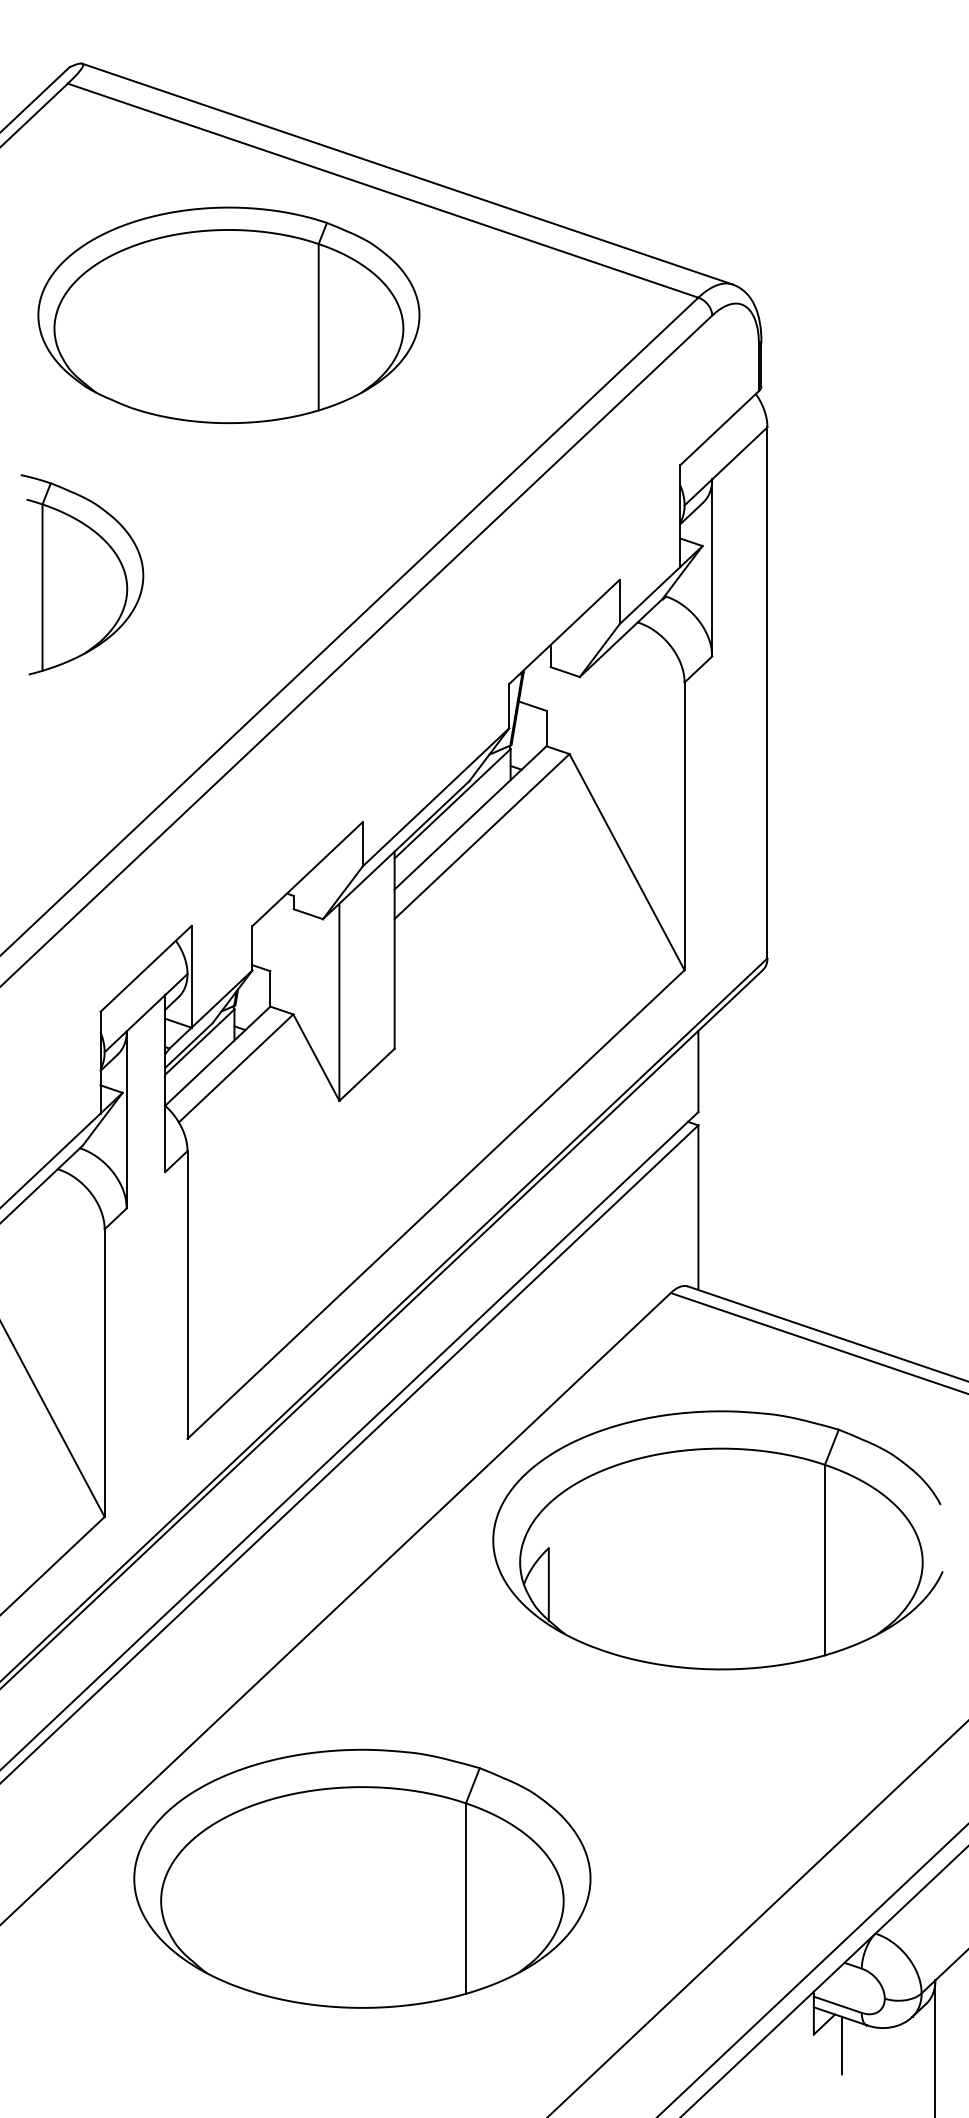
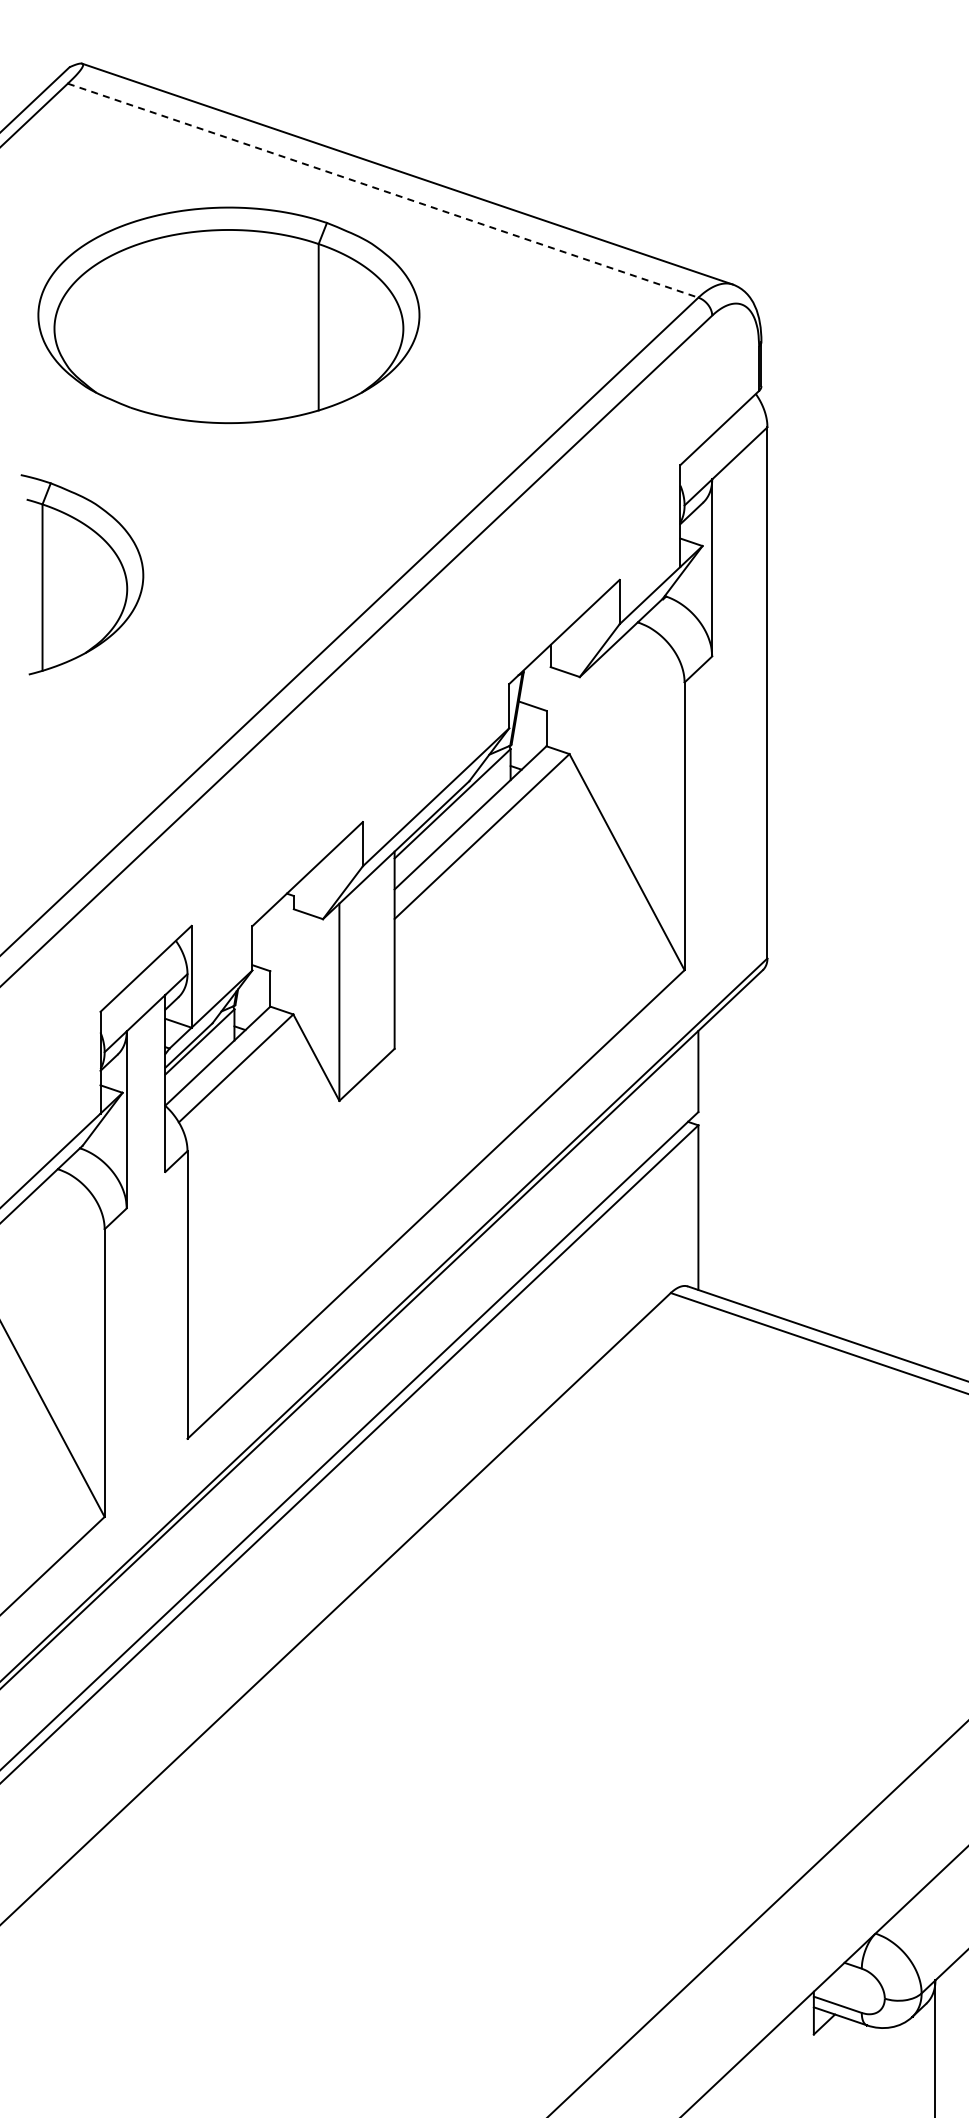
line: solid -> dashed (383, 190)
part: present -> none (717, 1540)
part: present -> none (362, 1878)
line: present -> none (812, 1970)
line: present -> none (842, 2045)
